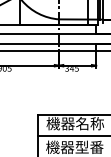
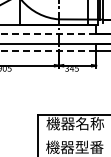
line: solid -> dashed (48, 33)
line: solid -> dashed (48, 50)
line: present -> none (72, 136)
